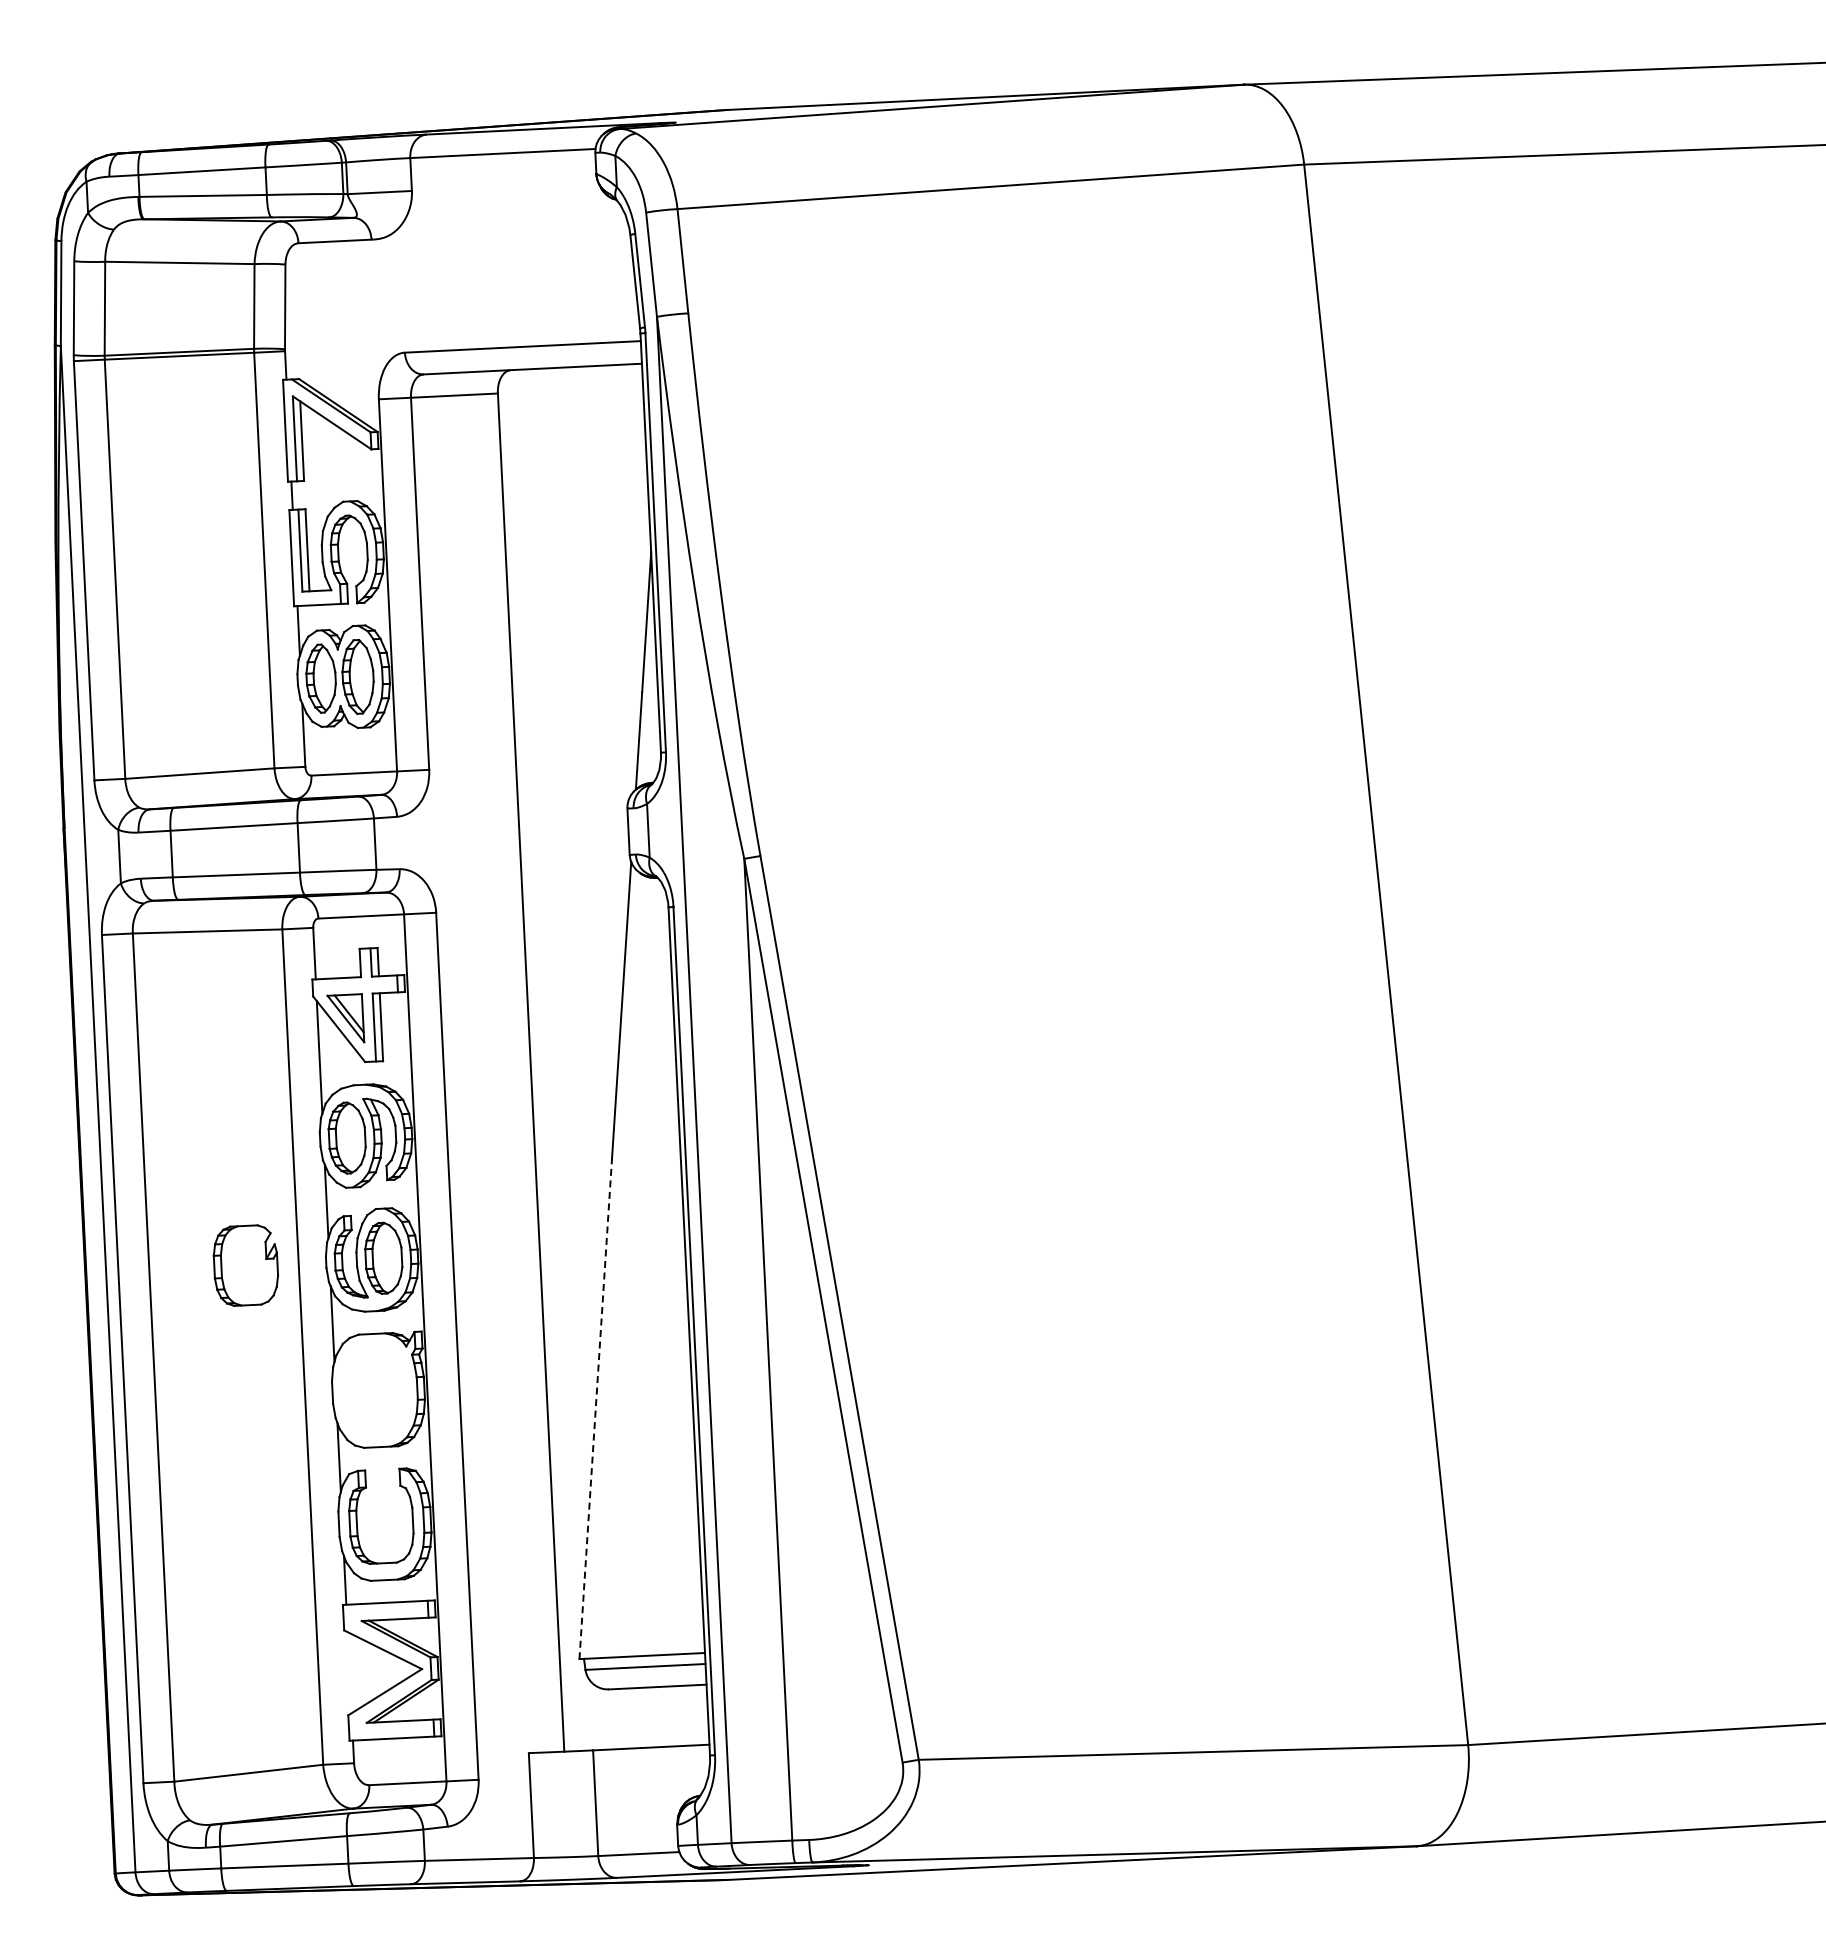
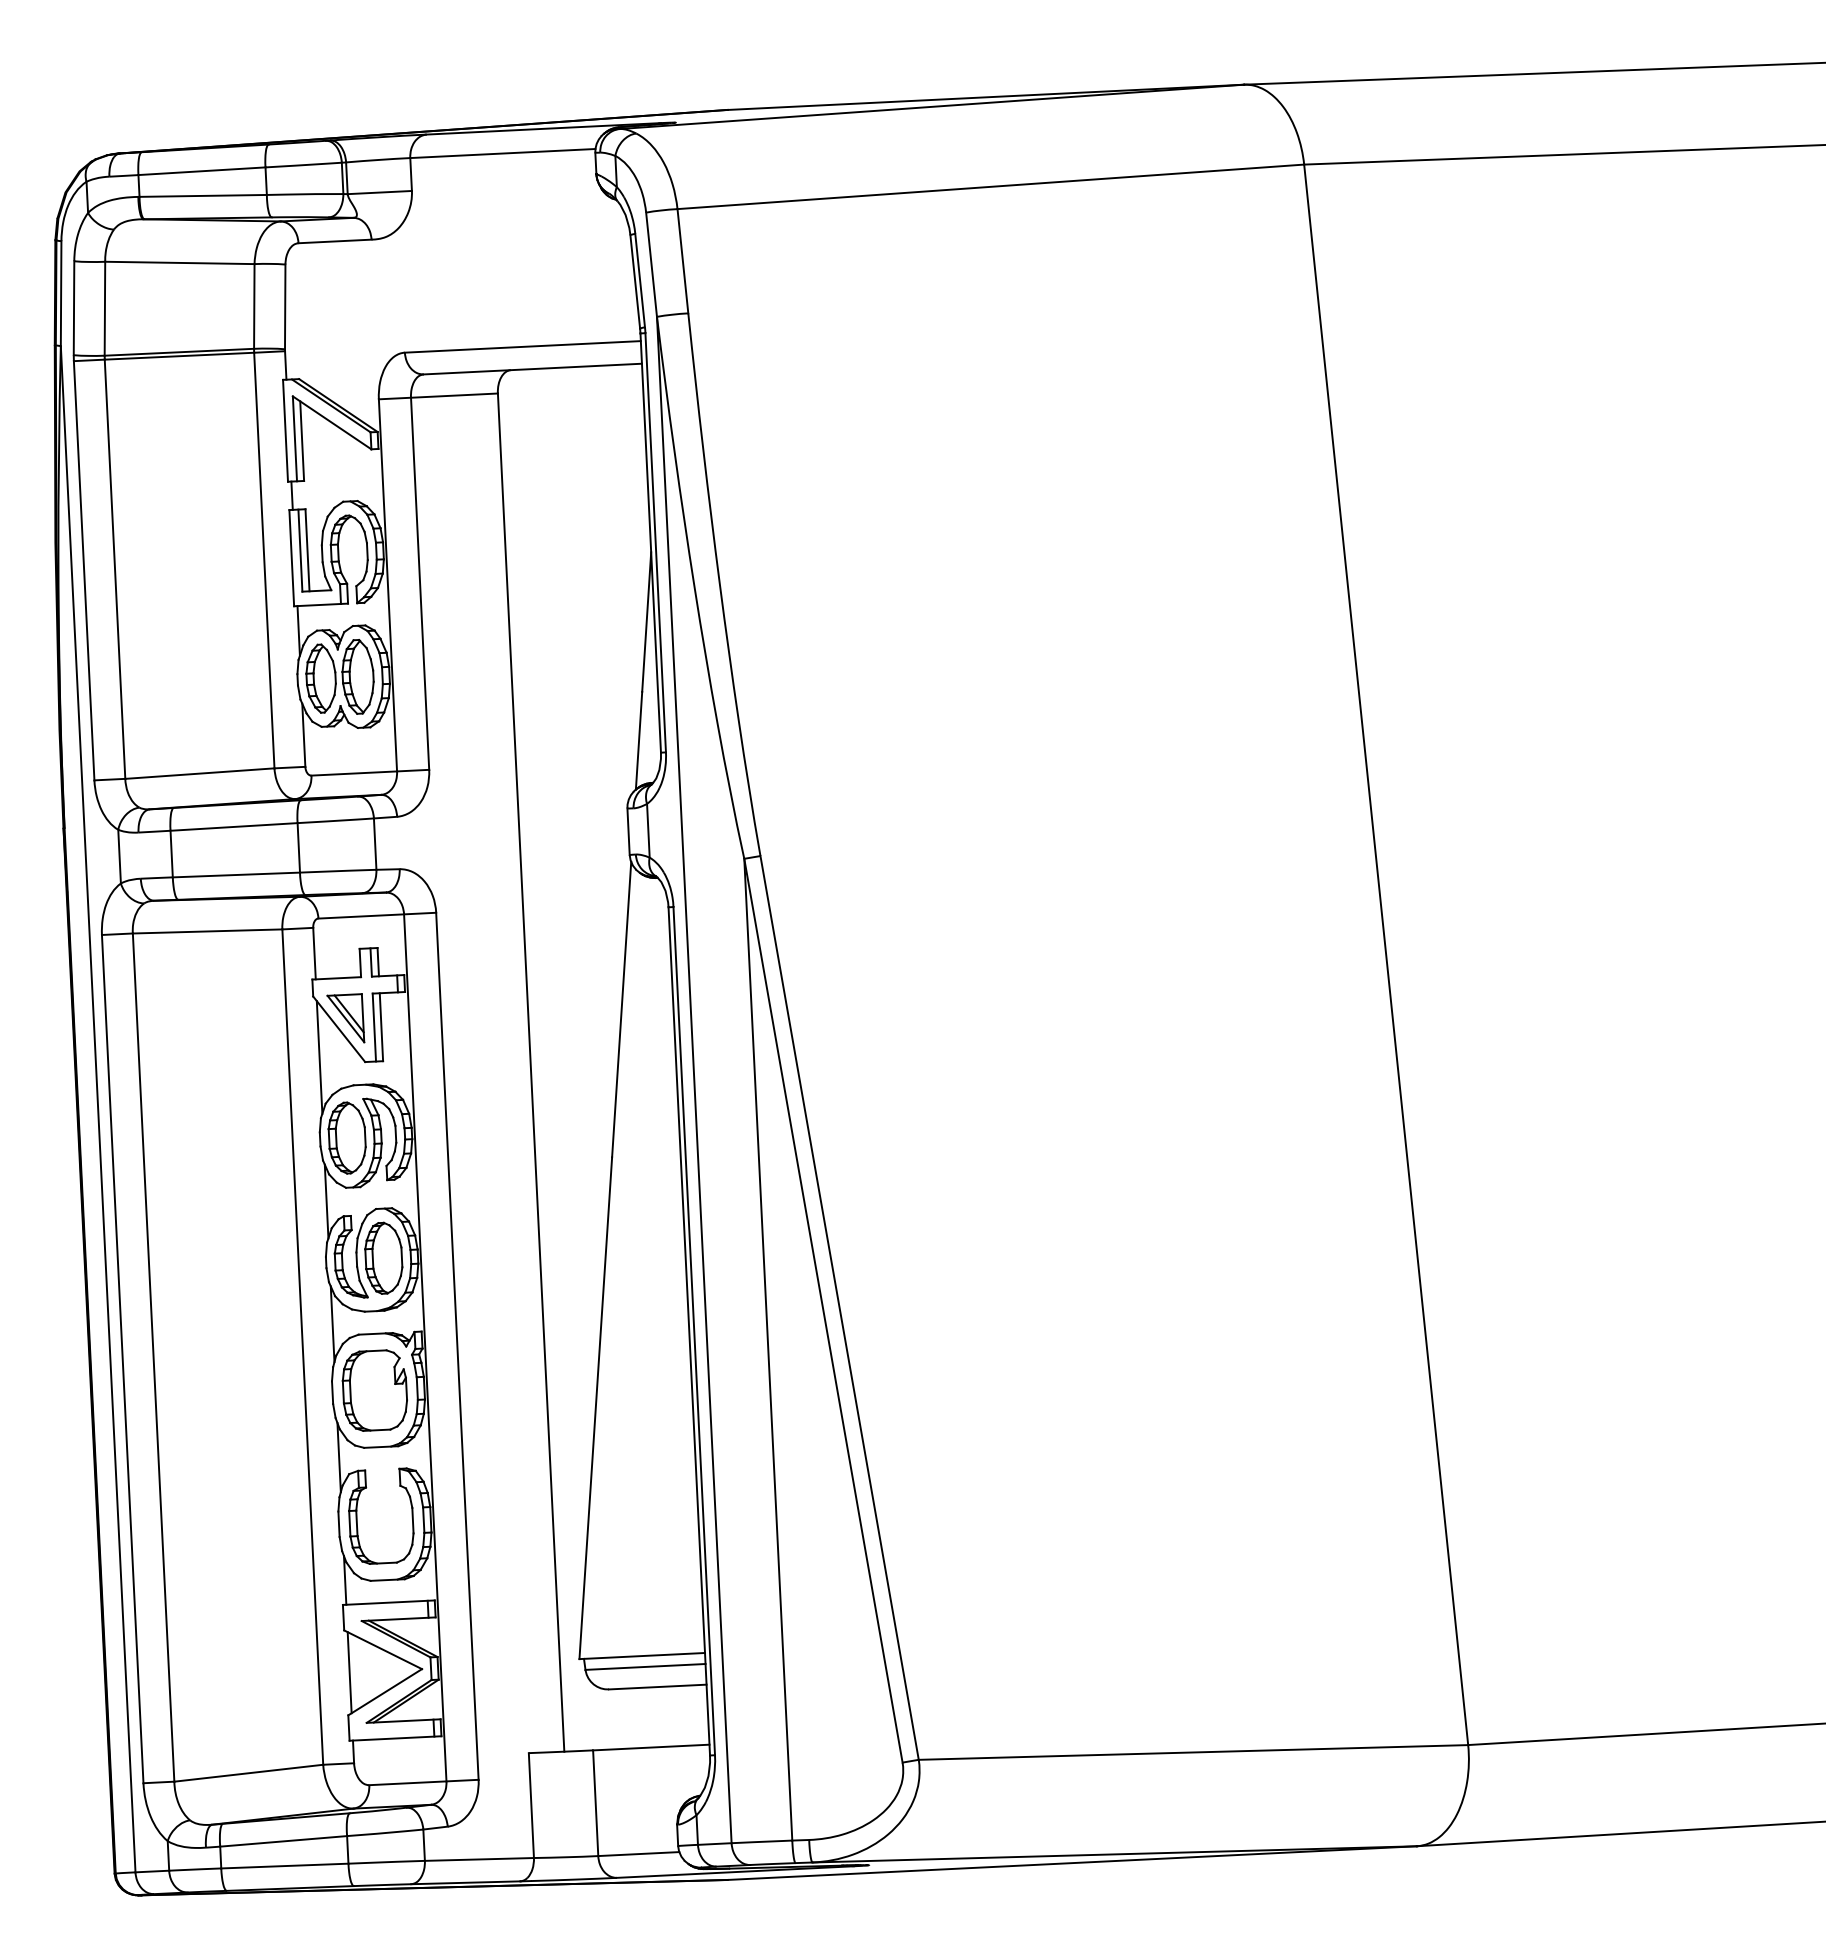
part position: (245, 1265) -> (374, 1390) (374, 1390)
line: dashed -> solid (595, 1408)
line: none -> present (349, 1672)
